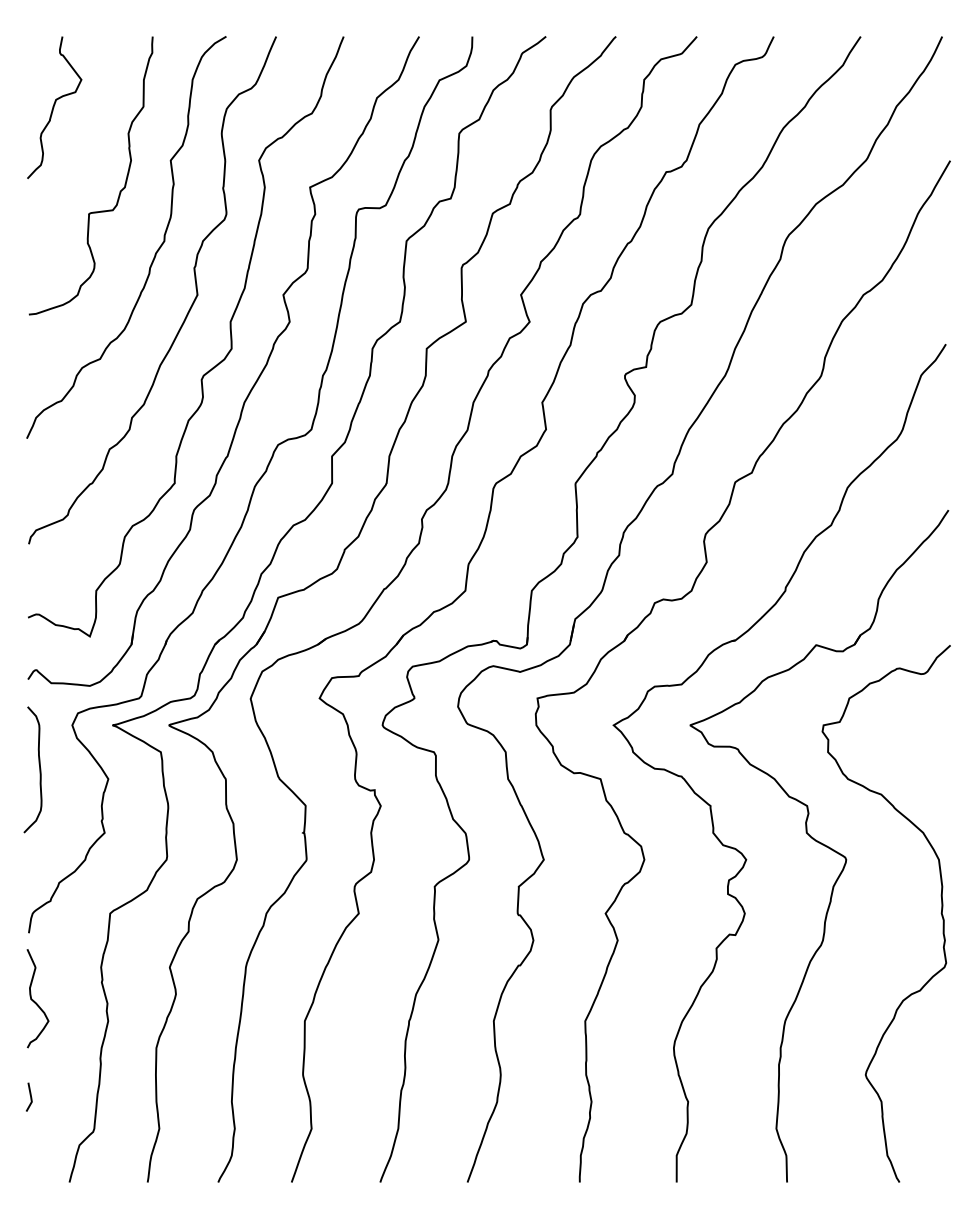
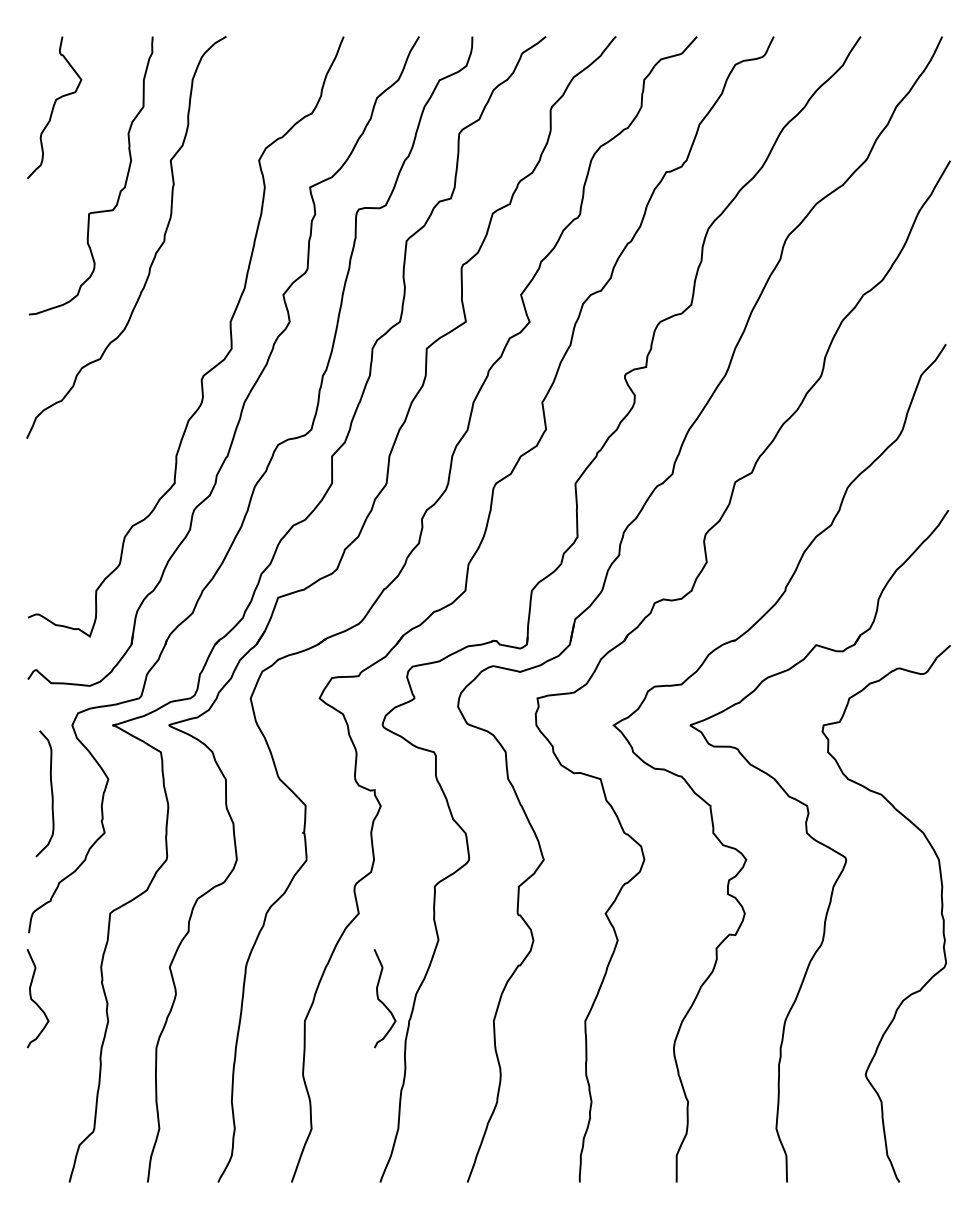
curve: present -> none (189, 308)
curve position: (39, 769) -> (51, 793) (51, 793)
curve: none -> present (381, 1000)
line: present -> none (30, 1096)
